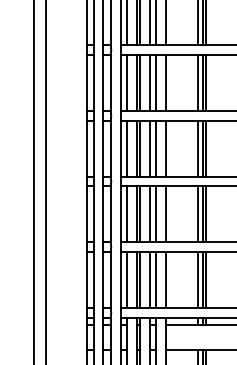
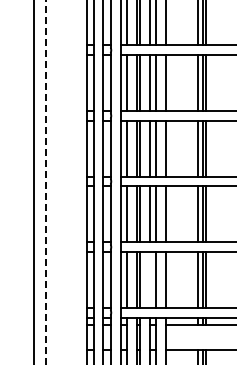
line: solid -> dashed (46, 182)
line: present -> none (150, 279)
